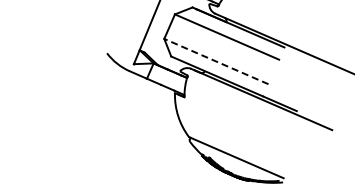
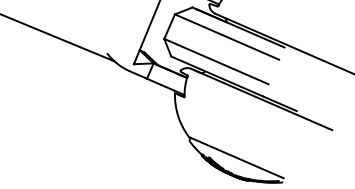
line: none -> present (58, 38)
line: dashed -> solid (216, 61)
